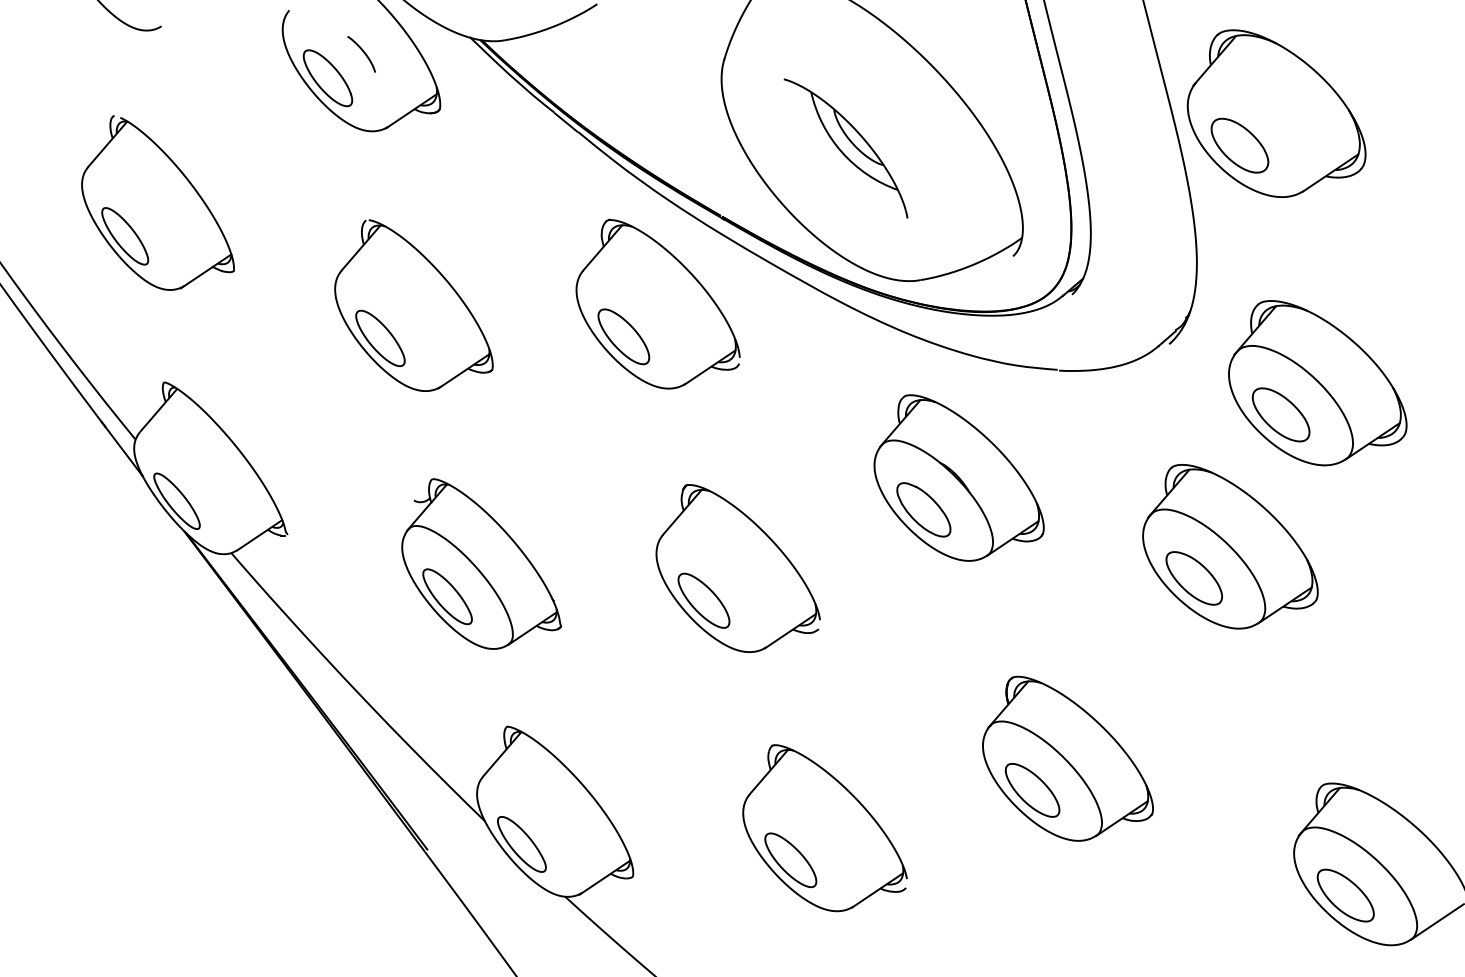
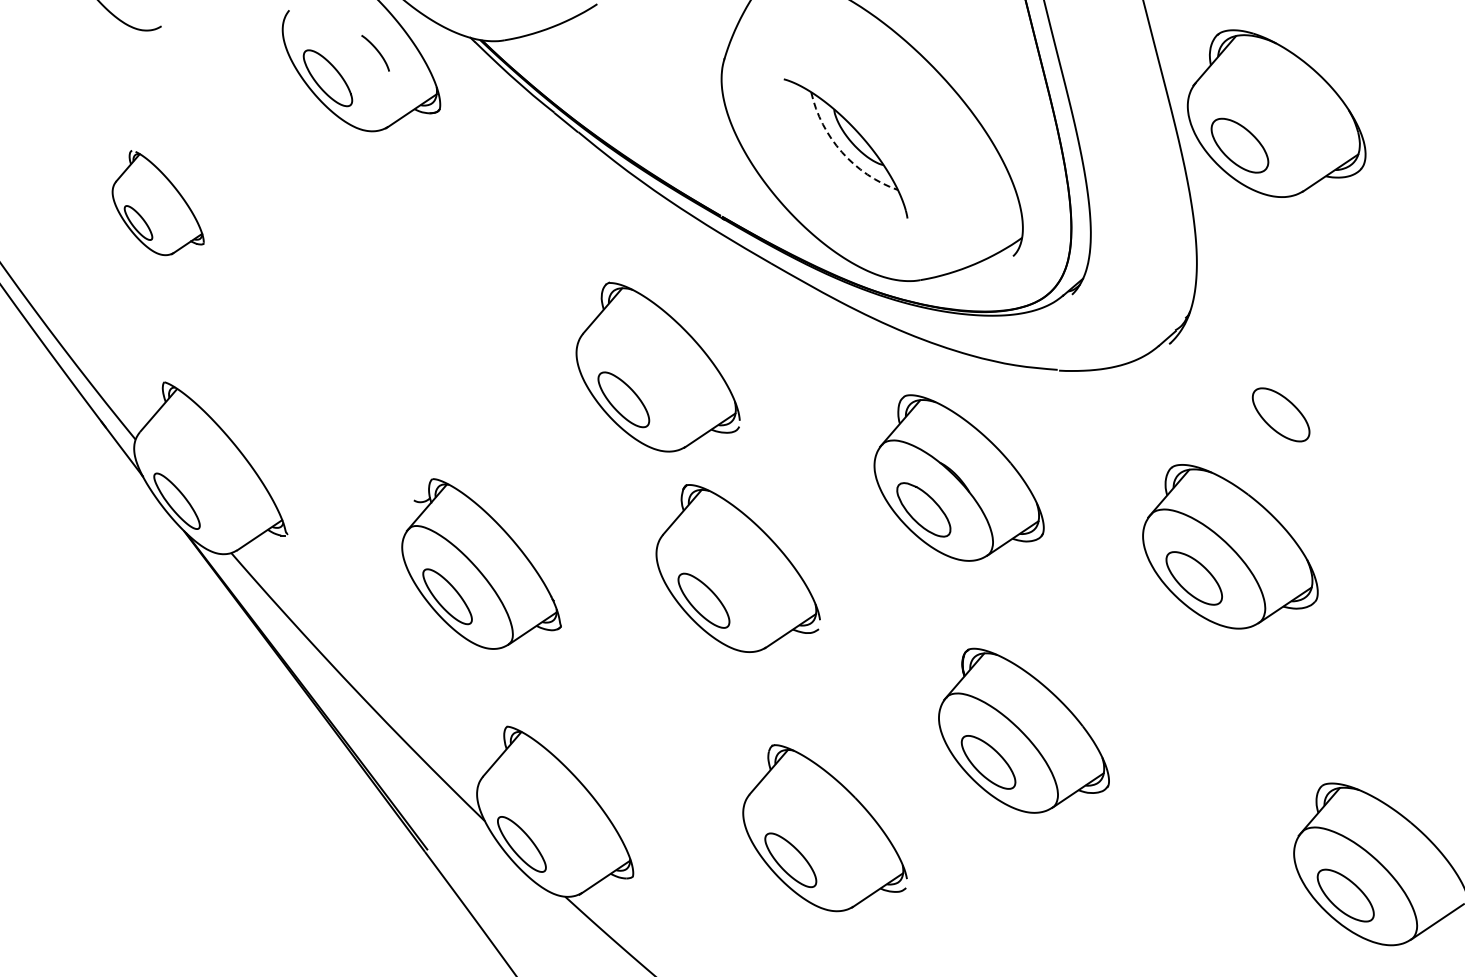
curve position: (363, 53) -> (377, 52) (377, 52)
arc: solid -> dashed (842, 152)
part size: 155x176 px -> 94x107 px (157, 203)
part position: (657, 303) -> (657, 366) (657, 366)
part: present -> none (413, 305)
part: present -> none (1317, 383)
part position: (1067, 758) -> (1023, 730) (1023, 730)
